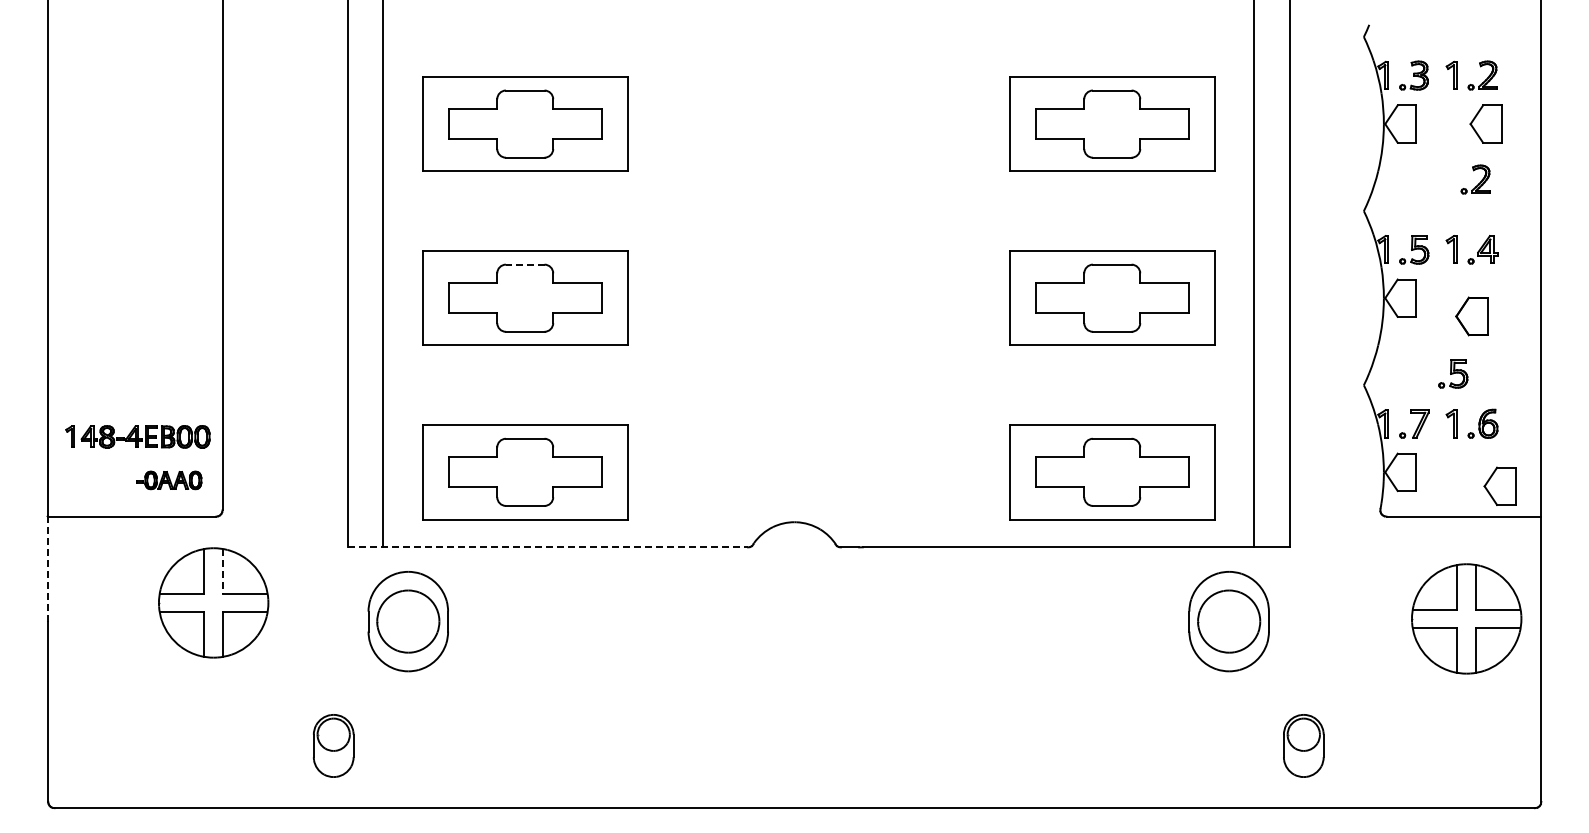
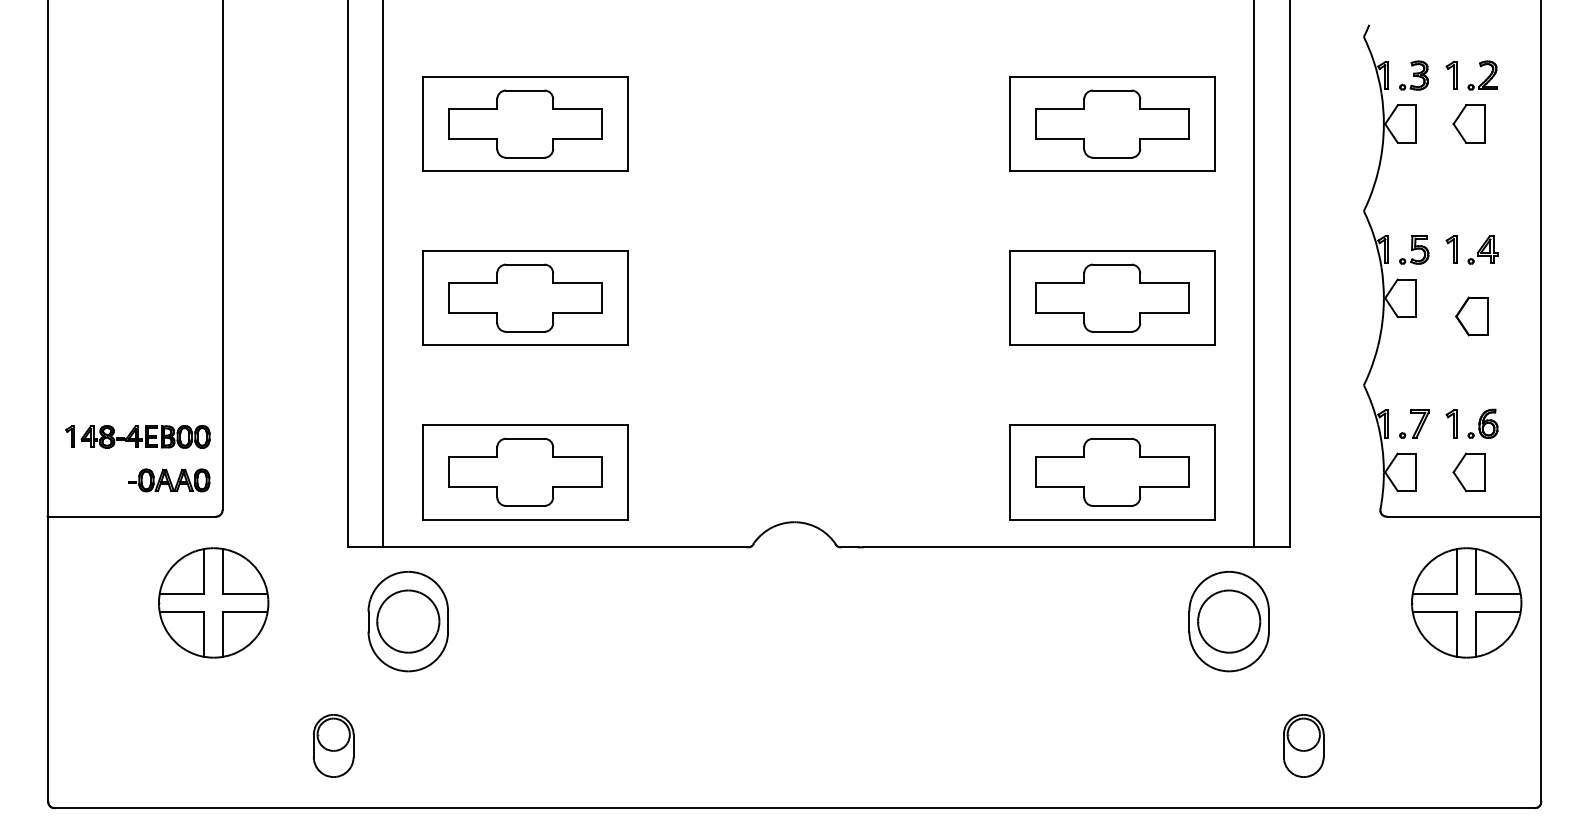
part position: (1485, 123) -> (1468, 123) (1468, 123)
part: present -> none (1475, 179)
line: dashed -> solid (524, 264)
part: present -> none (1453, 373)
part size: 67x21 px -> 83x25 px (169, 480)
part position: (1499, 485) -> (1468, 471) (1468, 471)
line: dashed -> solid (548, 547)
line: dashed -> solid (48, 569)
line: dashed -> solid (223, 571)
part position: (1466, 618) -> (1466, 602) (1466, 602)
